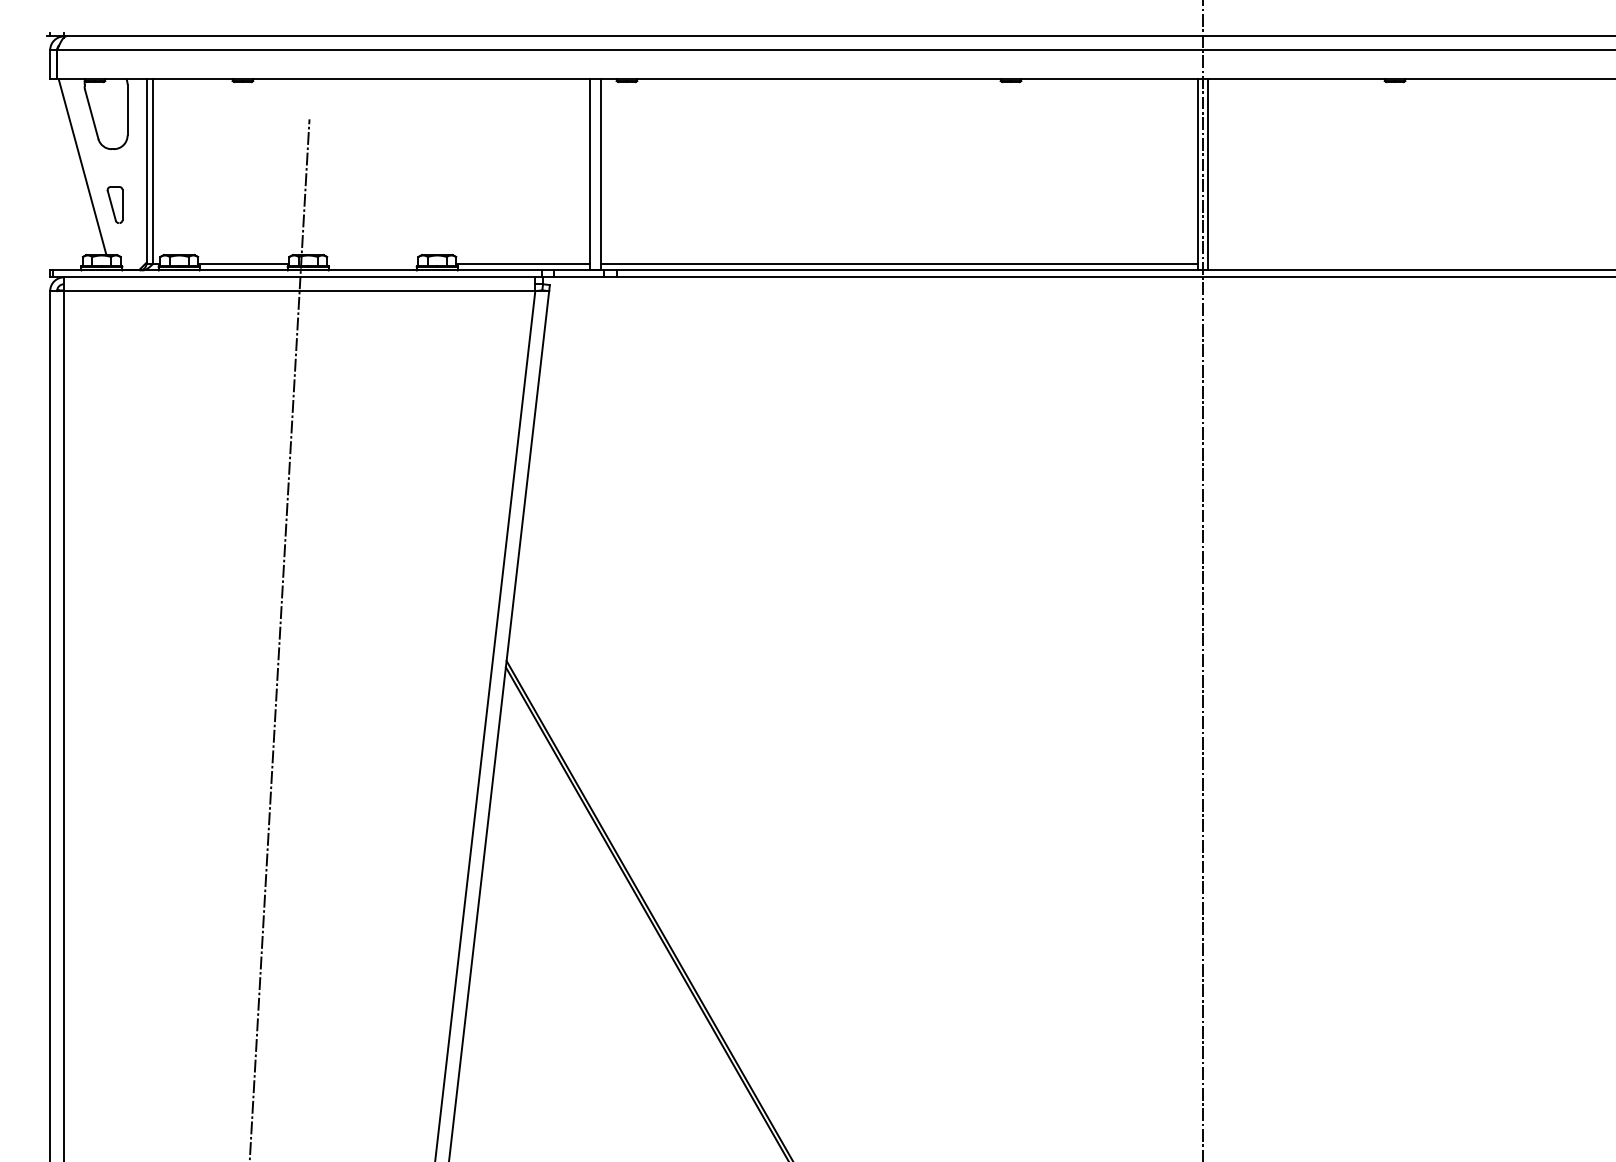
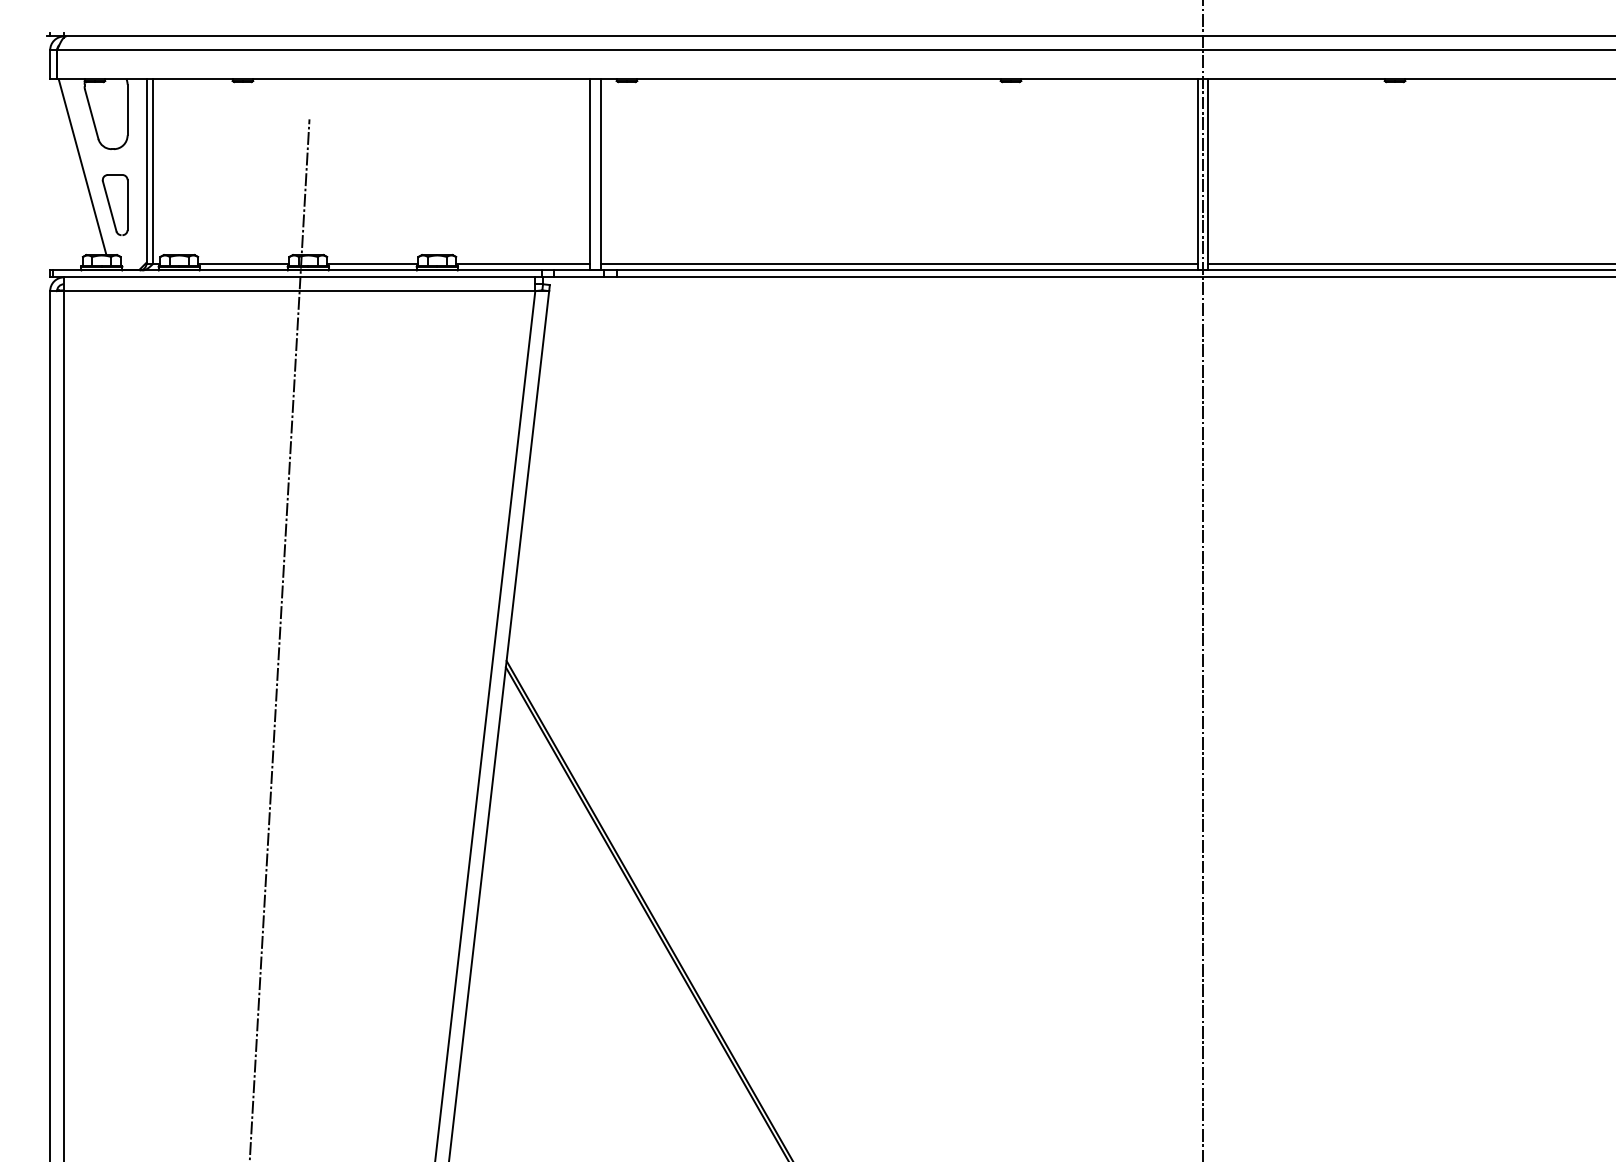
part size: 18x38 px -> 28x62 px (114, 204)
line: none -> present (372, 263)
line: none -> present (1410, 263)
